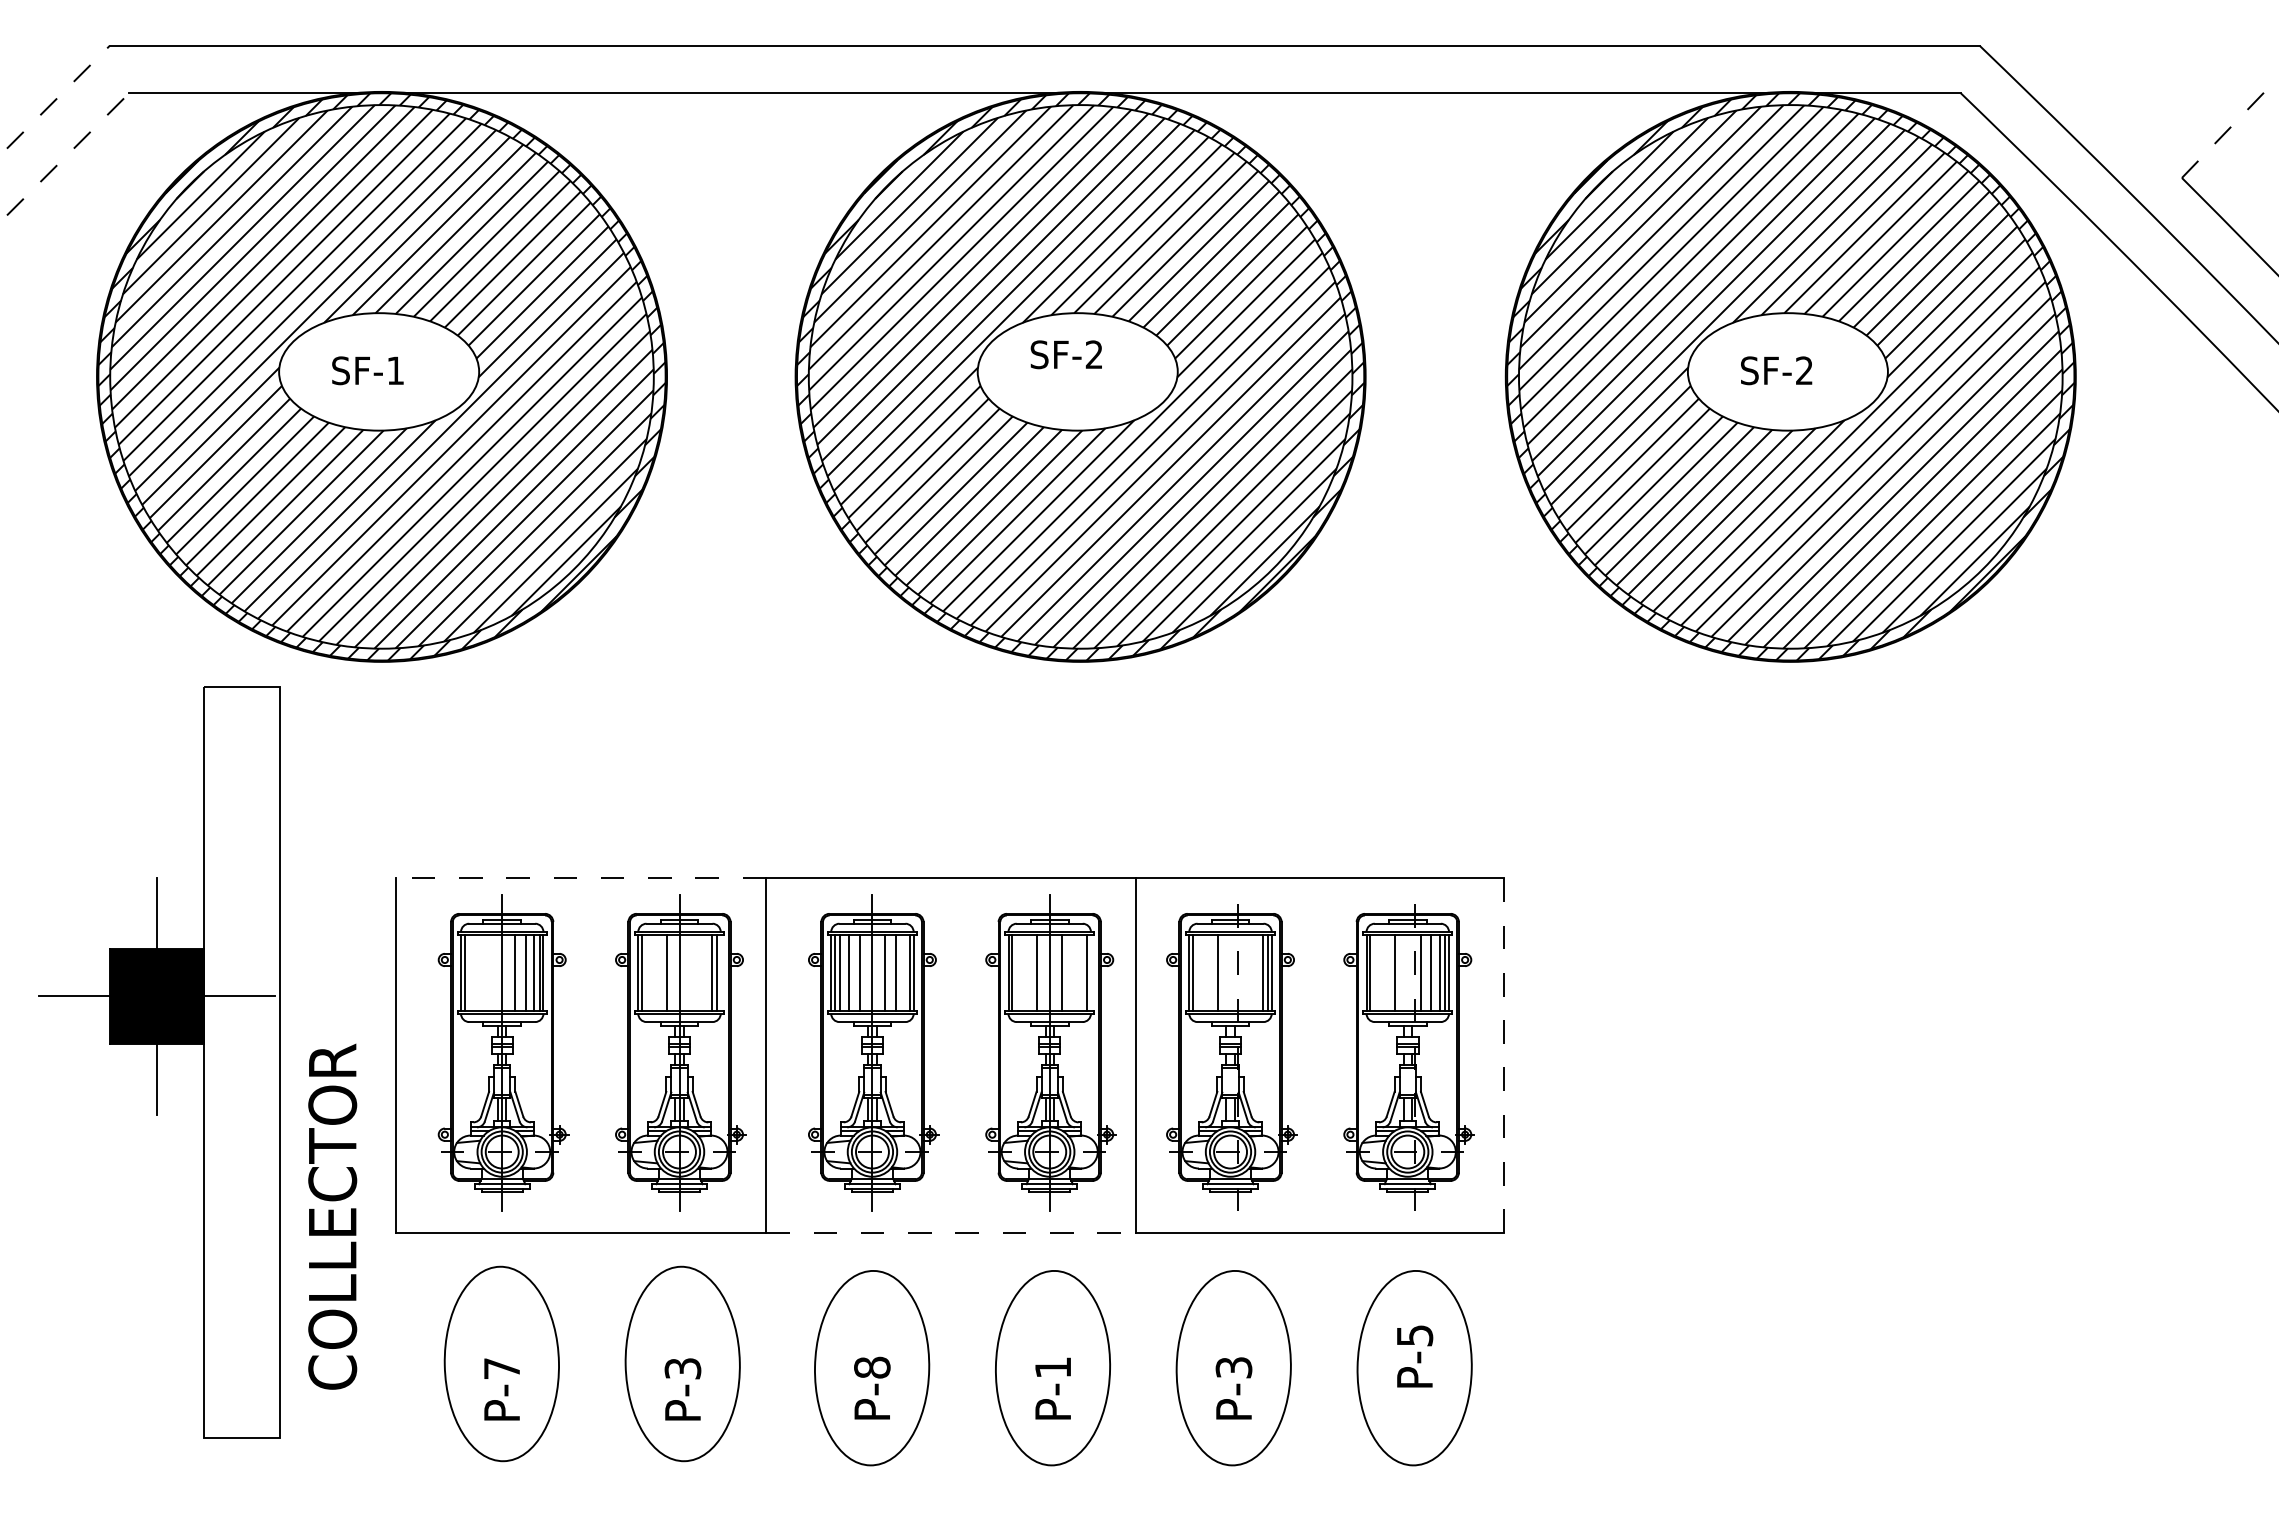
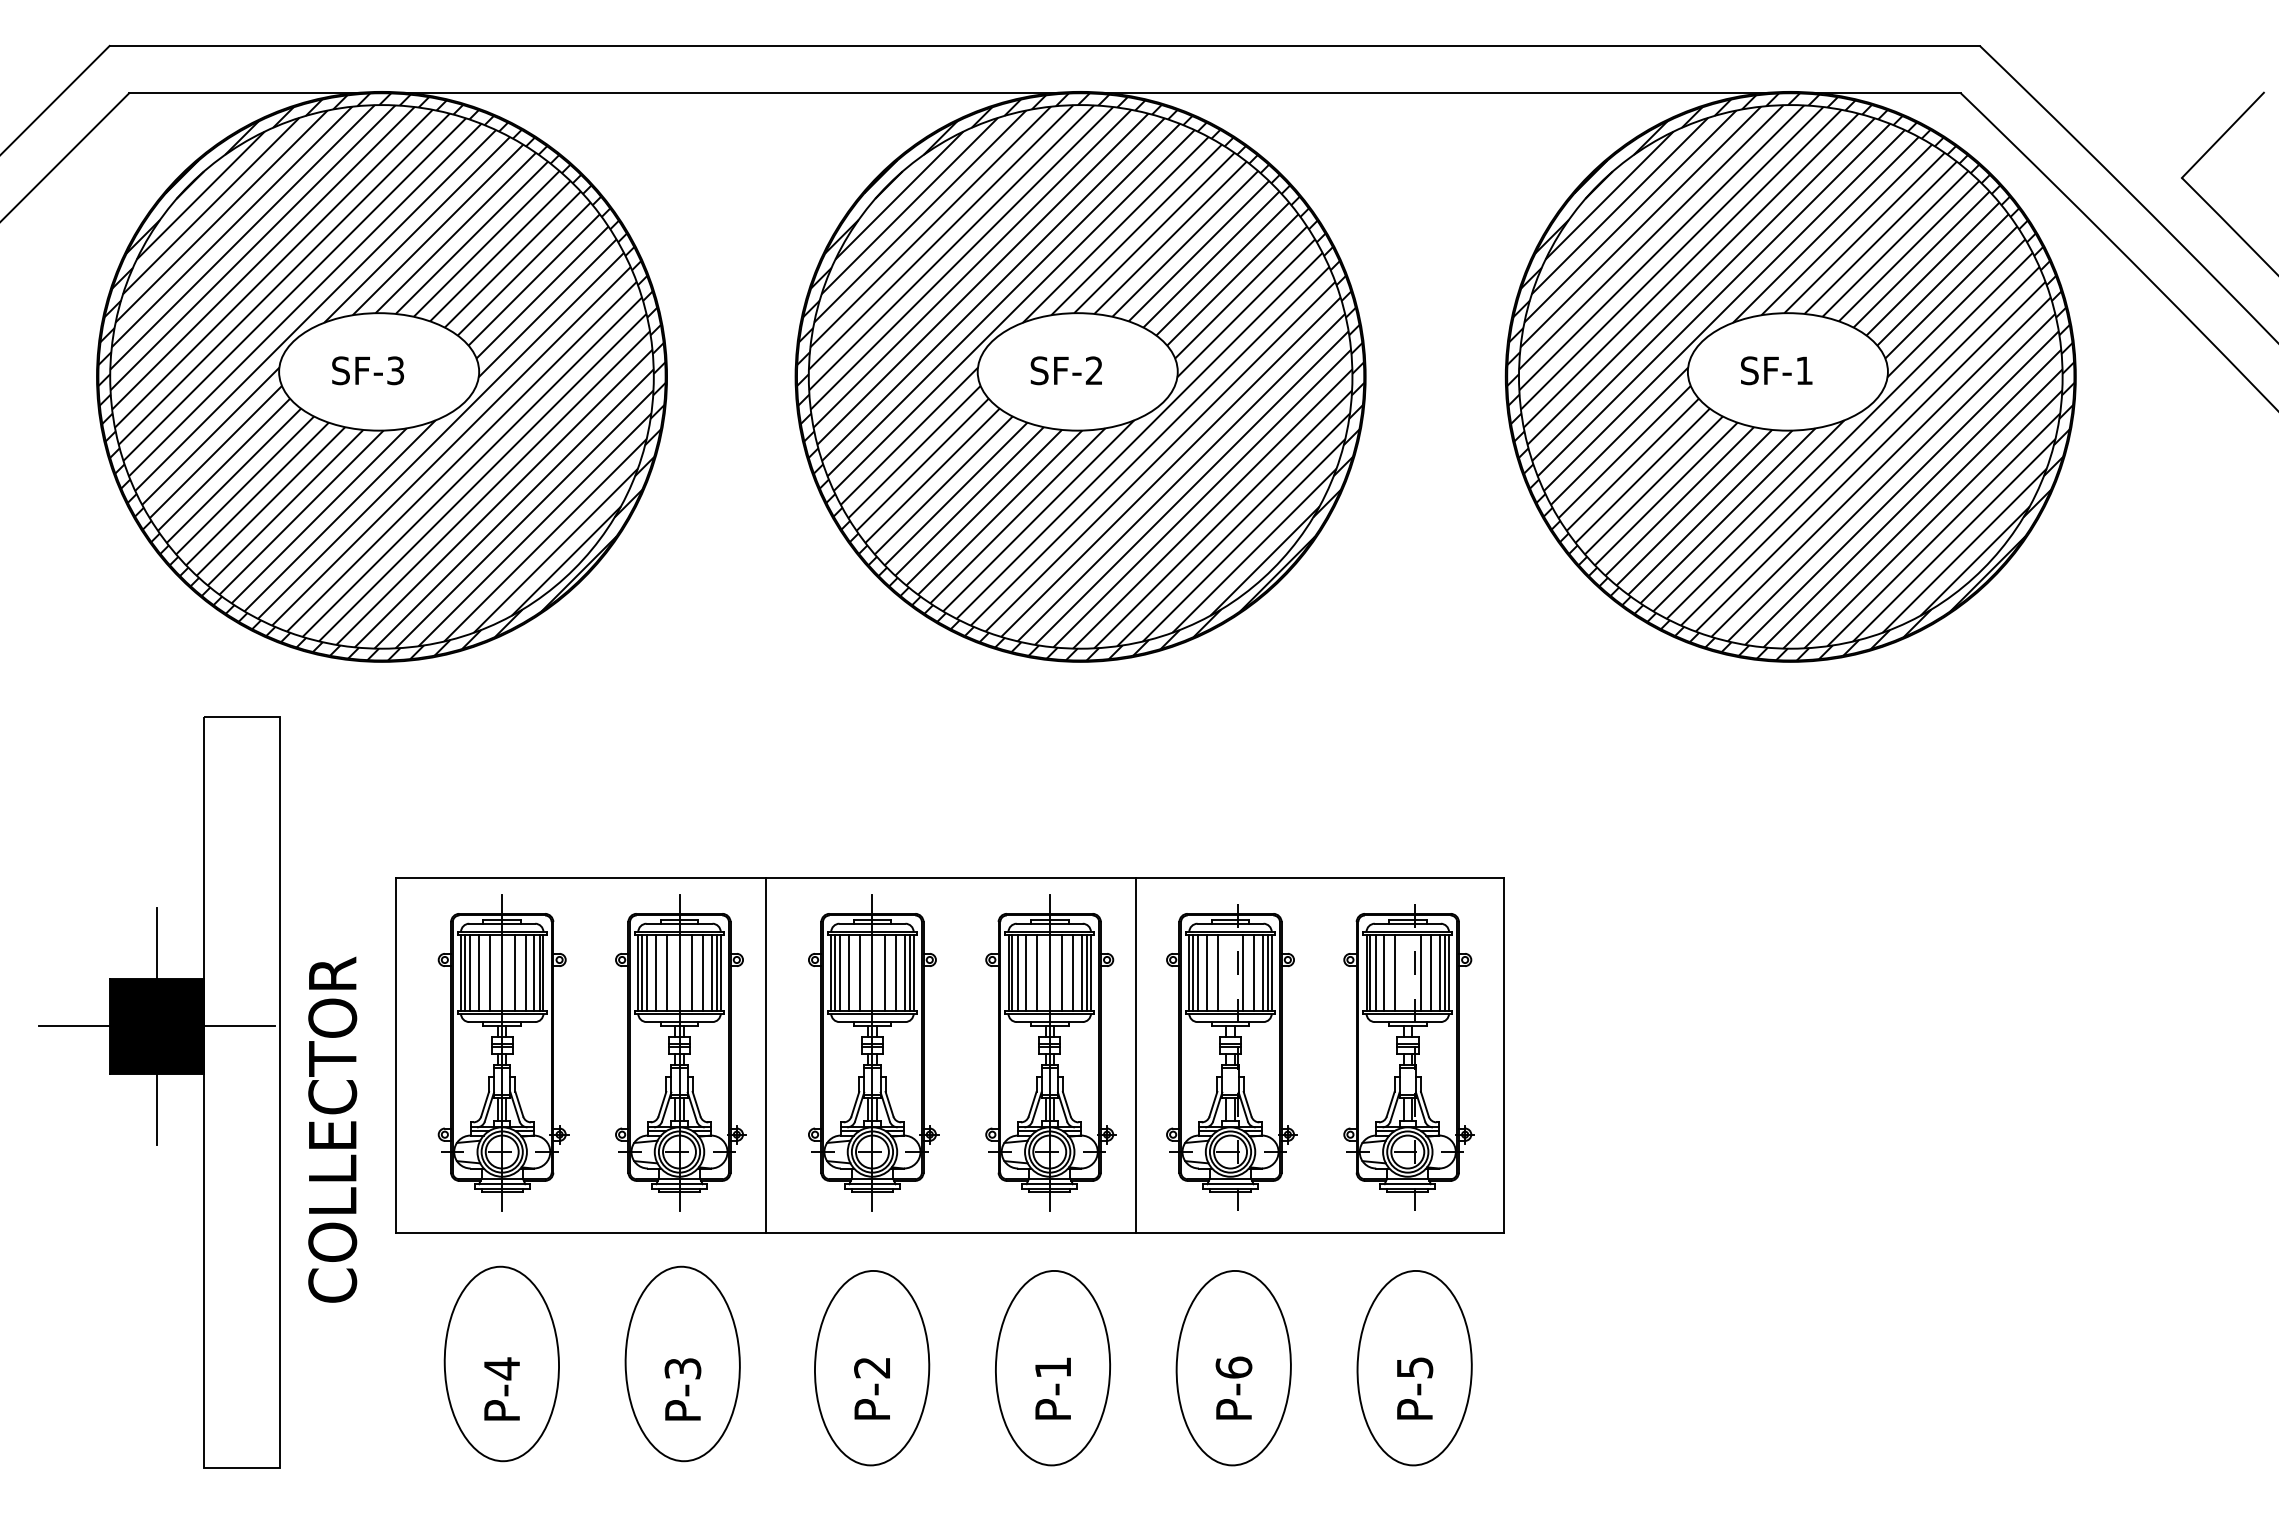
line: dashed -> solid (55, 100)
line: dashed -> solid (2222, 135)
line: dashed -> solid (64, 157)
text position: (1065, 354) -> (1065, 370) (1065, 370)
text: SF-1 -> SF-3 (395, 370)
text: SF-2 -> SF-1 (1804, 370)
line: dashed -> solid (580, 878)
line: none -> present (470, 972)
line: none -> present (478, 972)
line: none -> present (489, 972)
line: none -> present (647, 972)
line: none -> present (655, 972)
line: none -> present (692, 972)
line: none -> present (703, 972)
line: none -> present (720, 972)
line: none -> present (904, 972)
line: none -> present (1017, 972)
line: none -> present (1026, 972)
line: none -> present (1073, 972)
line: none -> present (1081, 972)
line: none -> present (1090, 972)
line: none -> present (1198, 972)
line: none -> present (1206, 972)
line: none -> present (1243, 972)
line: none -> present (1254, 972)
line: none -> present (1375, 972)
line: none -> present (1384, 972)
line: dashed -> solid (1503, 1056)
part position: (159, 1062) -> (159, 1092) (159, 1092)
text position: (332, 1216) -> (332, 1129) (332, 1129)
line: dashed -> solid (951, 1232)
text position: (1415, 1356) -> (1415, 1388) (1415, 1388)
text: P-8 -> P-2 (872, 1367)
text: P-3 -> P-6 (1233, 1367)
text: P-7 -> P-4 (501, 1368)
